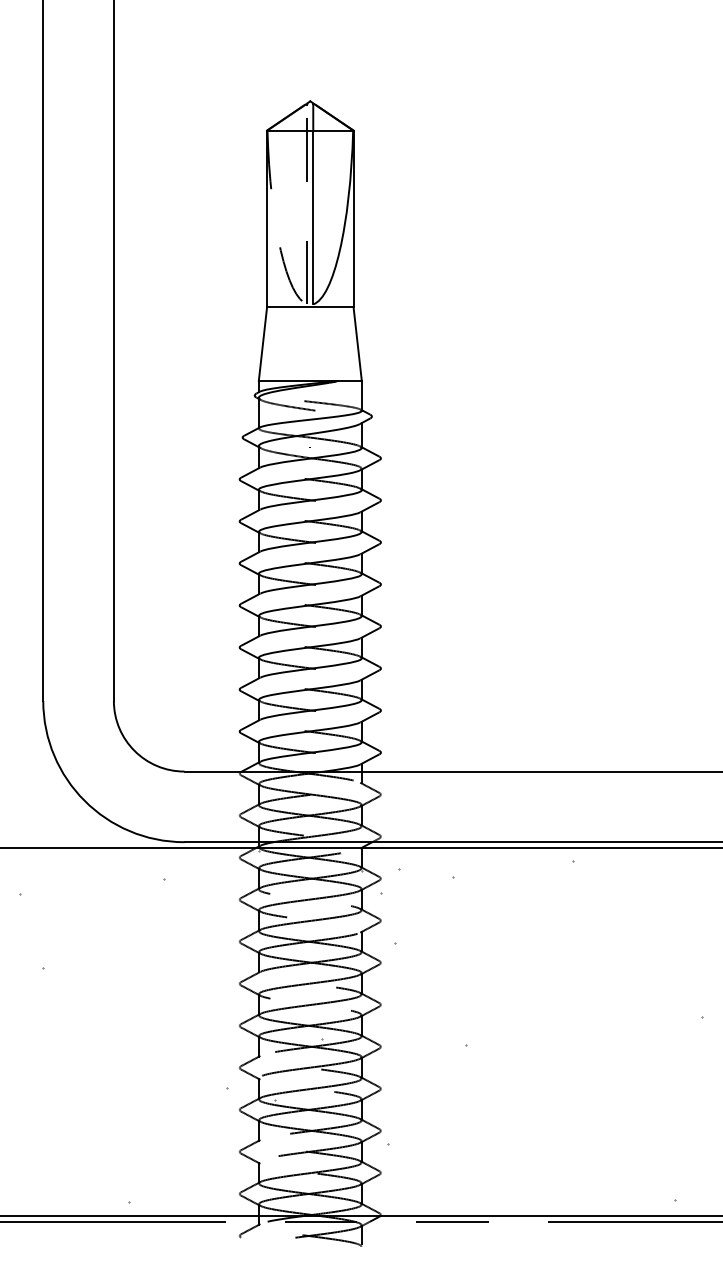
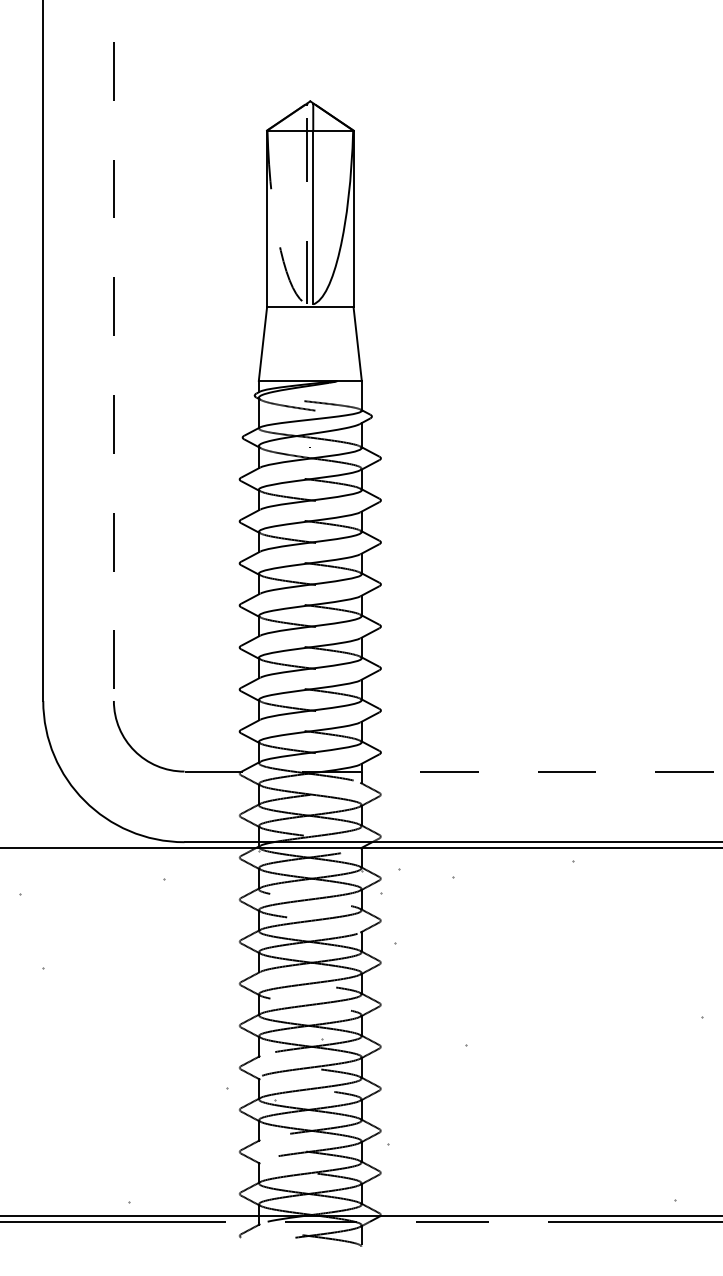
line: solid -> dashed (113, 351)
line: solid -> dashed (453, 771)
